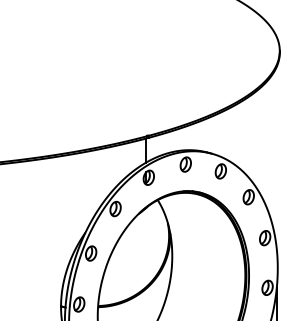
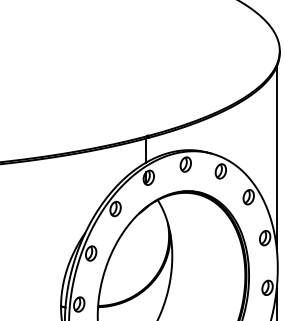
line: none -> present (276, 157)
